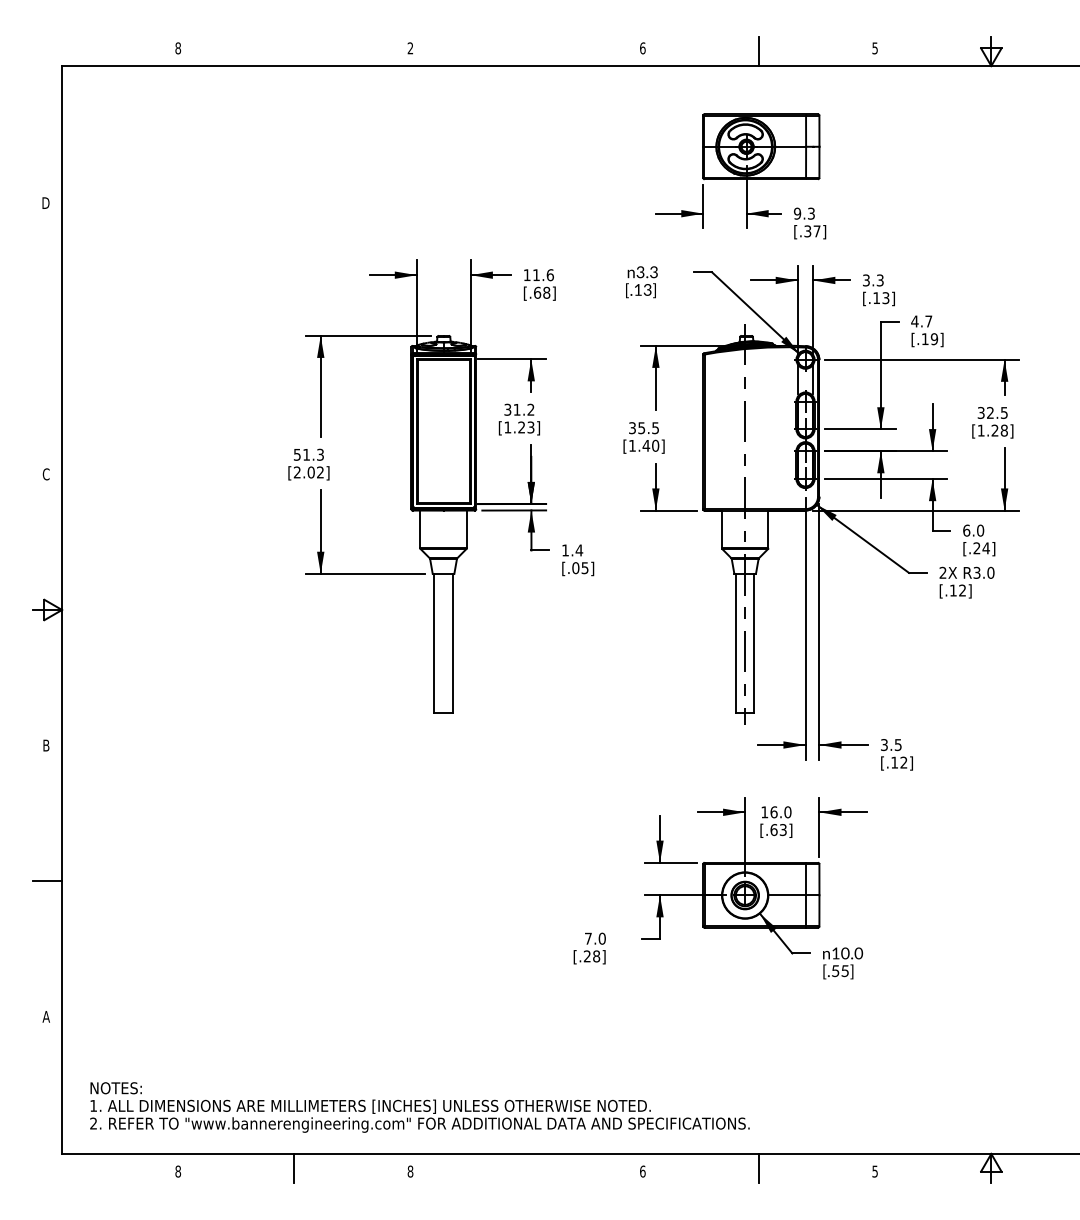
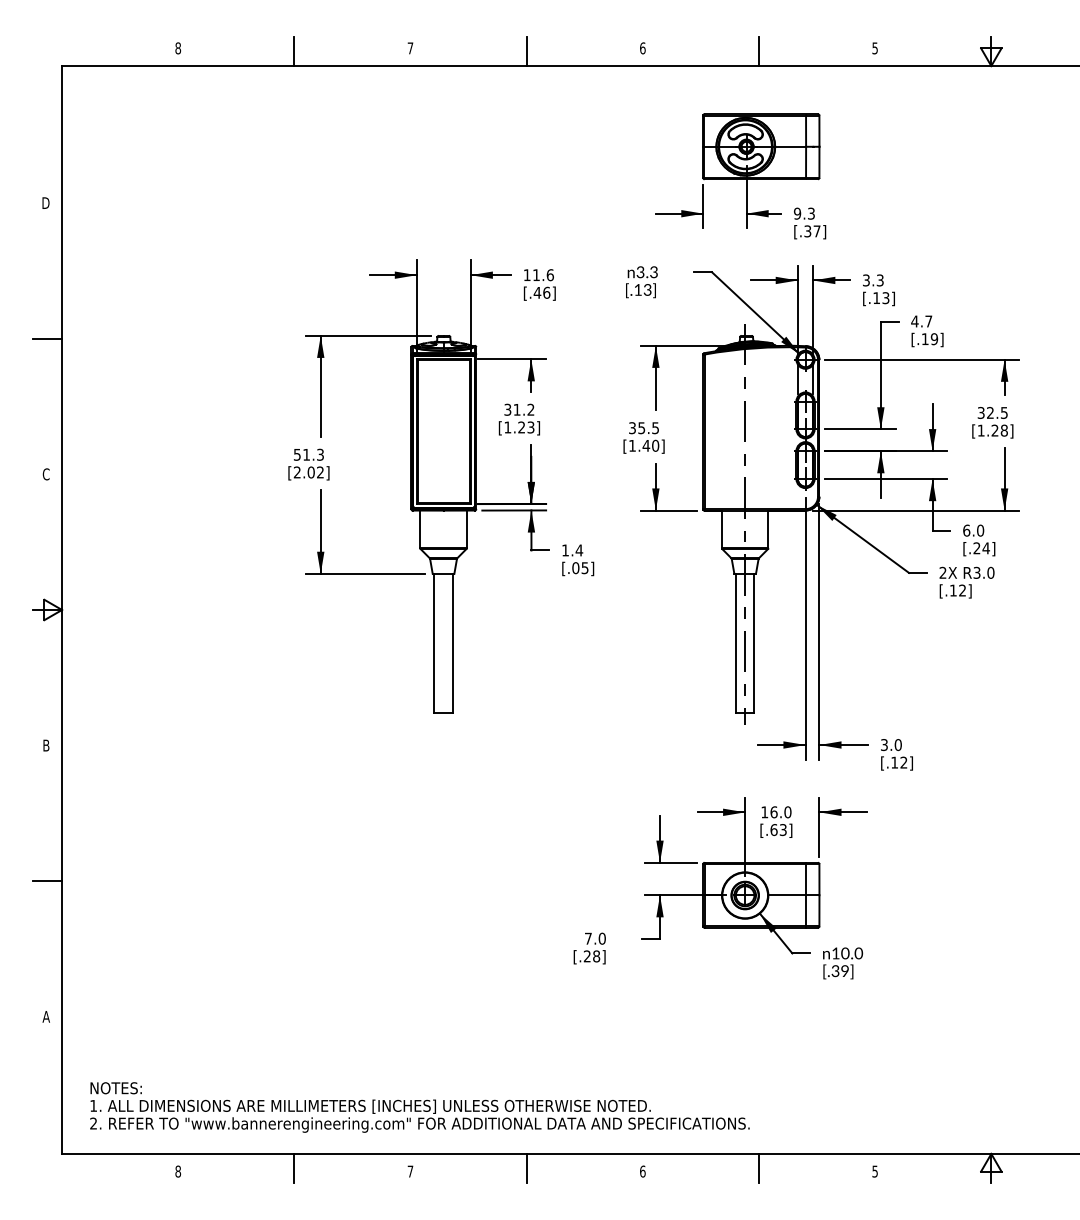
text: 2 -> 7 (410, 48)
line: none -> present (294, 51)
line: none -> present (526, 51)
text: [.68] -> [.46] (541, 292)
line: none -> present (47, 338)
text: 3.5 -> 3.0 (897, 744)
text: [.55] -> [.39] (839, 971)
line: none -> present (526, 1168)
text: 8 -> 7 (410, 1171)
